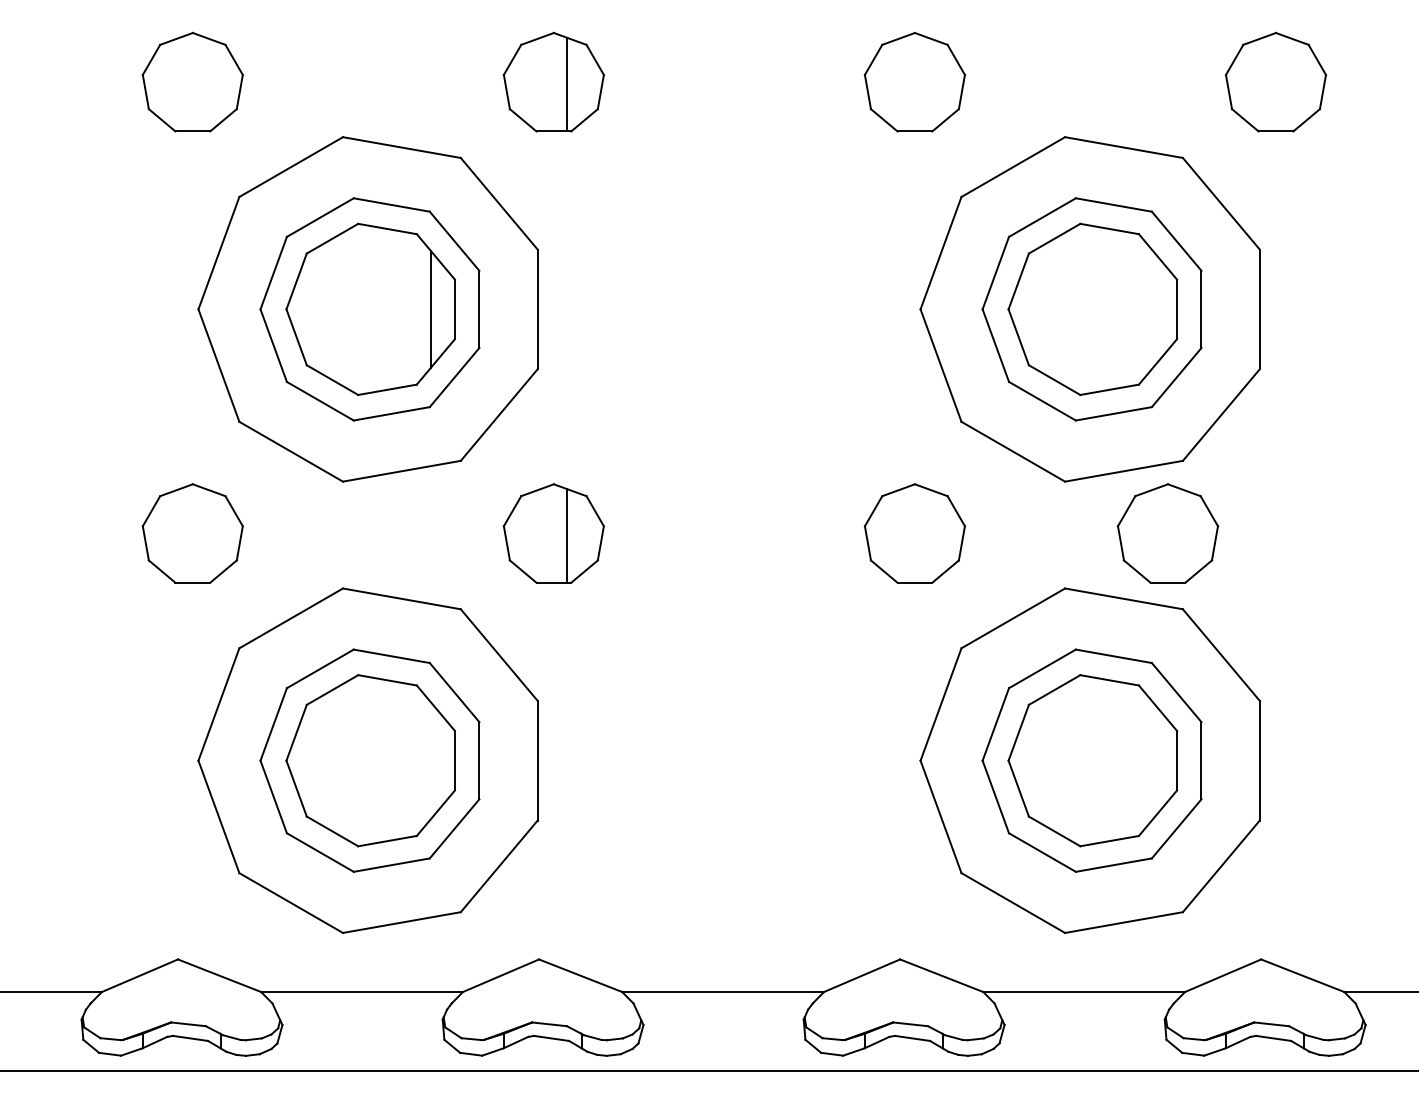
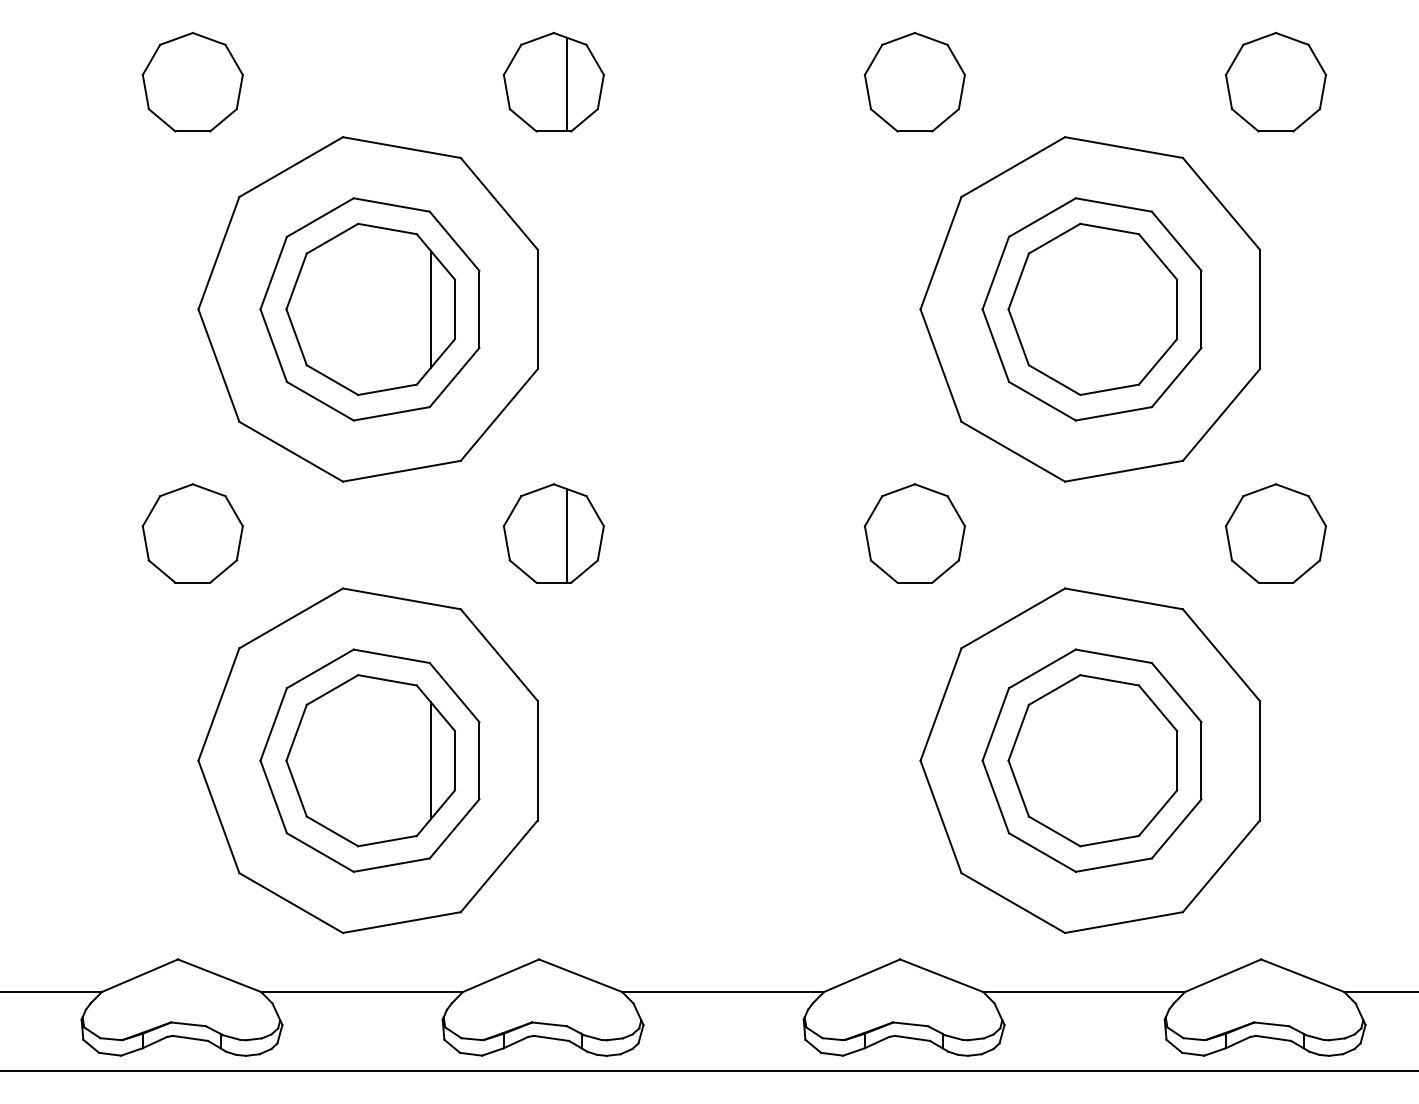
part position: (1167, 533) -> (1275, 533) (1275, 533)
line: none -> present (430, 760)
